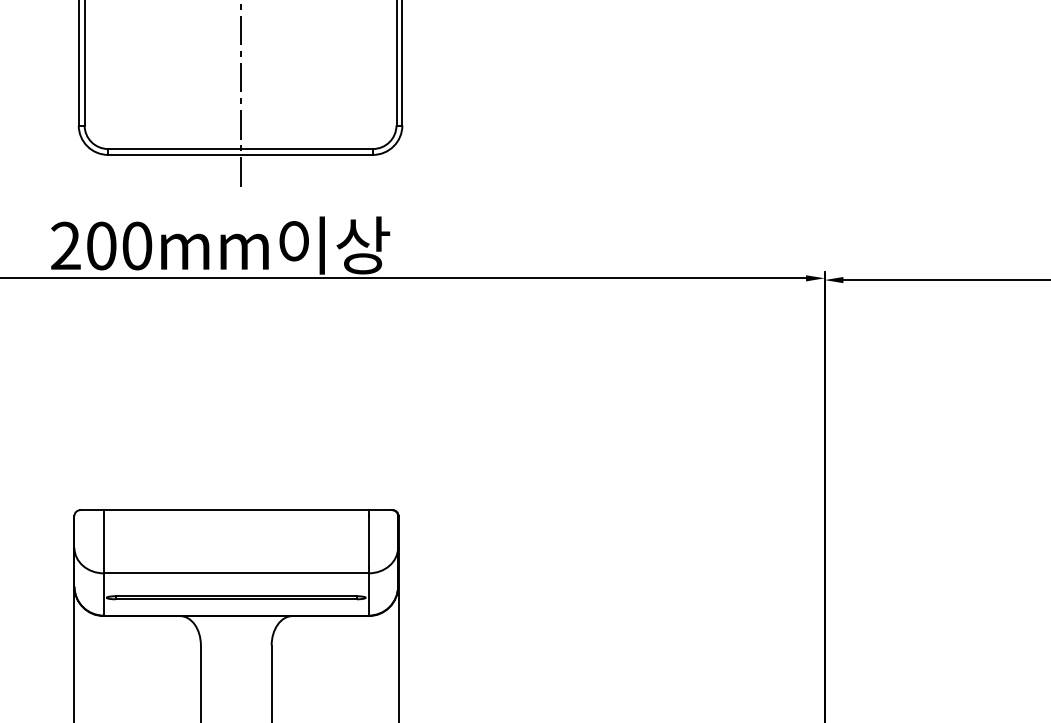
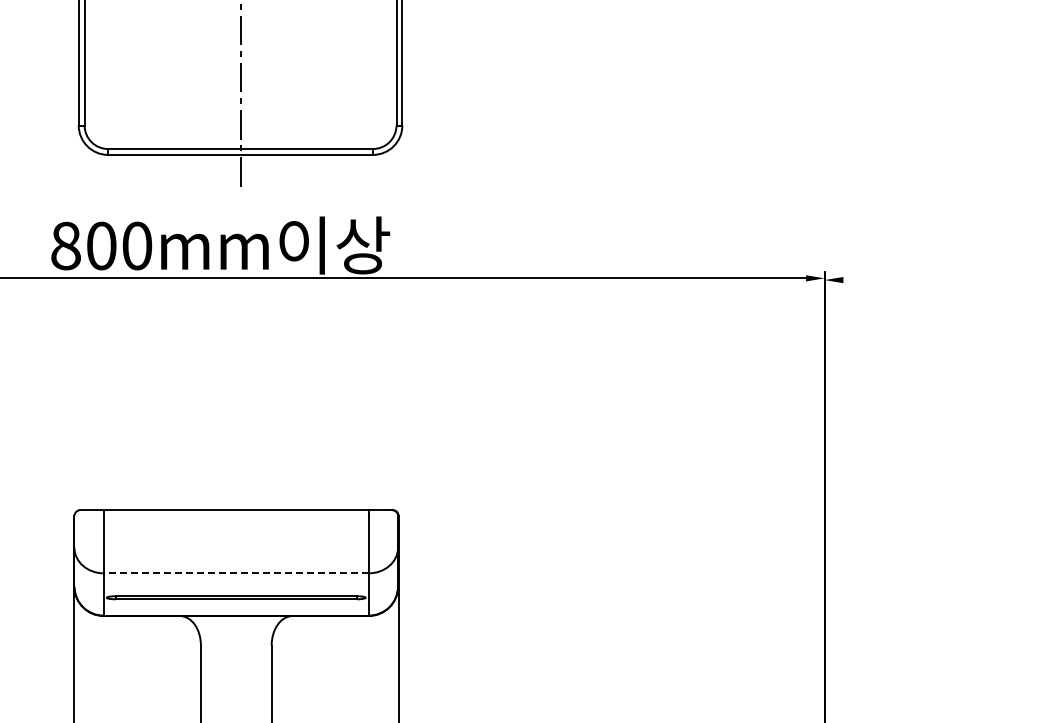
text: 200mm -> 800mm (65, 245)
line: present -> none (945, 280)
line: solid -> dashed (235, 573)
